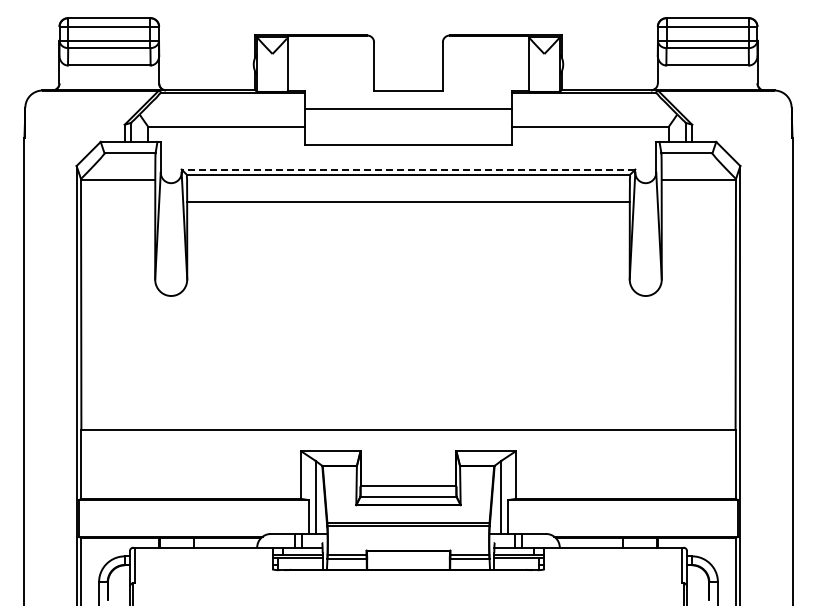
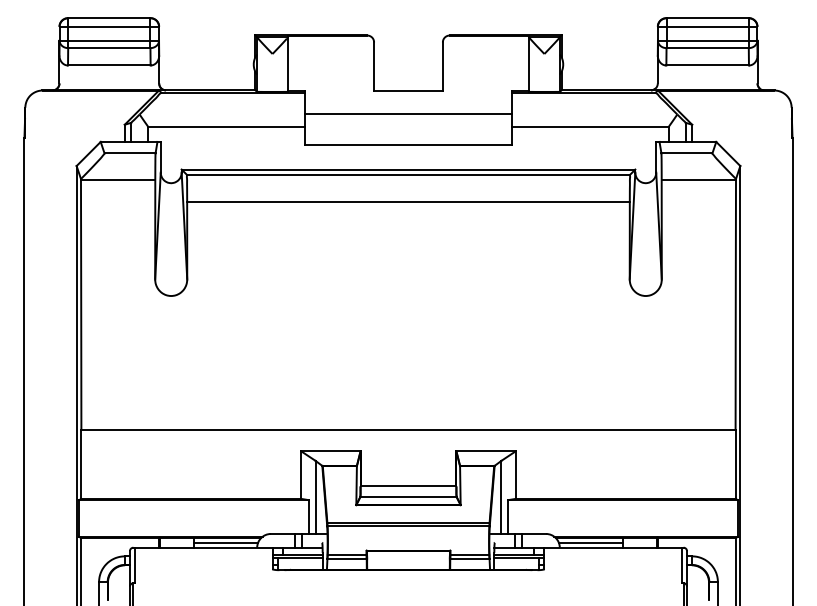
line position: (408, 109) -> (408, 114) (408, 114)
line: dashed -> solid (408, 169)
line: none -> present (225, 542)
line: none -> present (590, 542)
